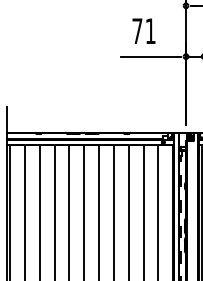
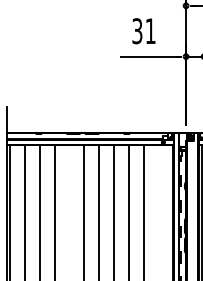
text: 71 -> 31 (137, 31)
line: present -> none (69, 210)
line: present -> none (158, 210)
